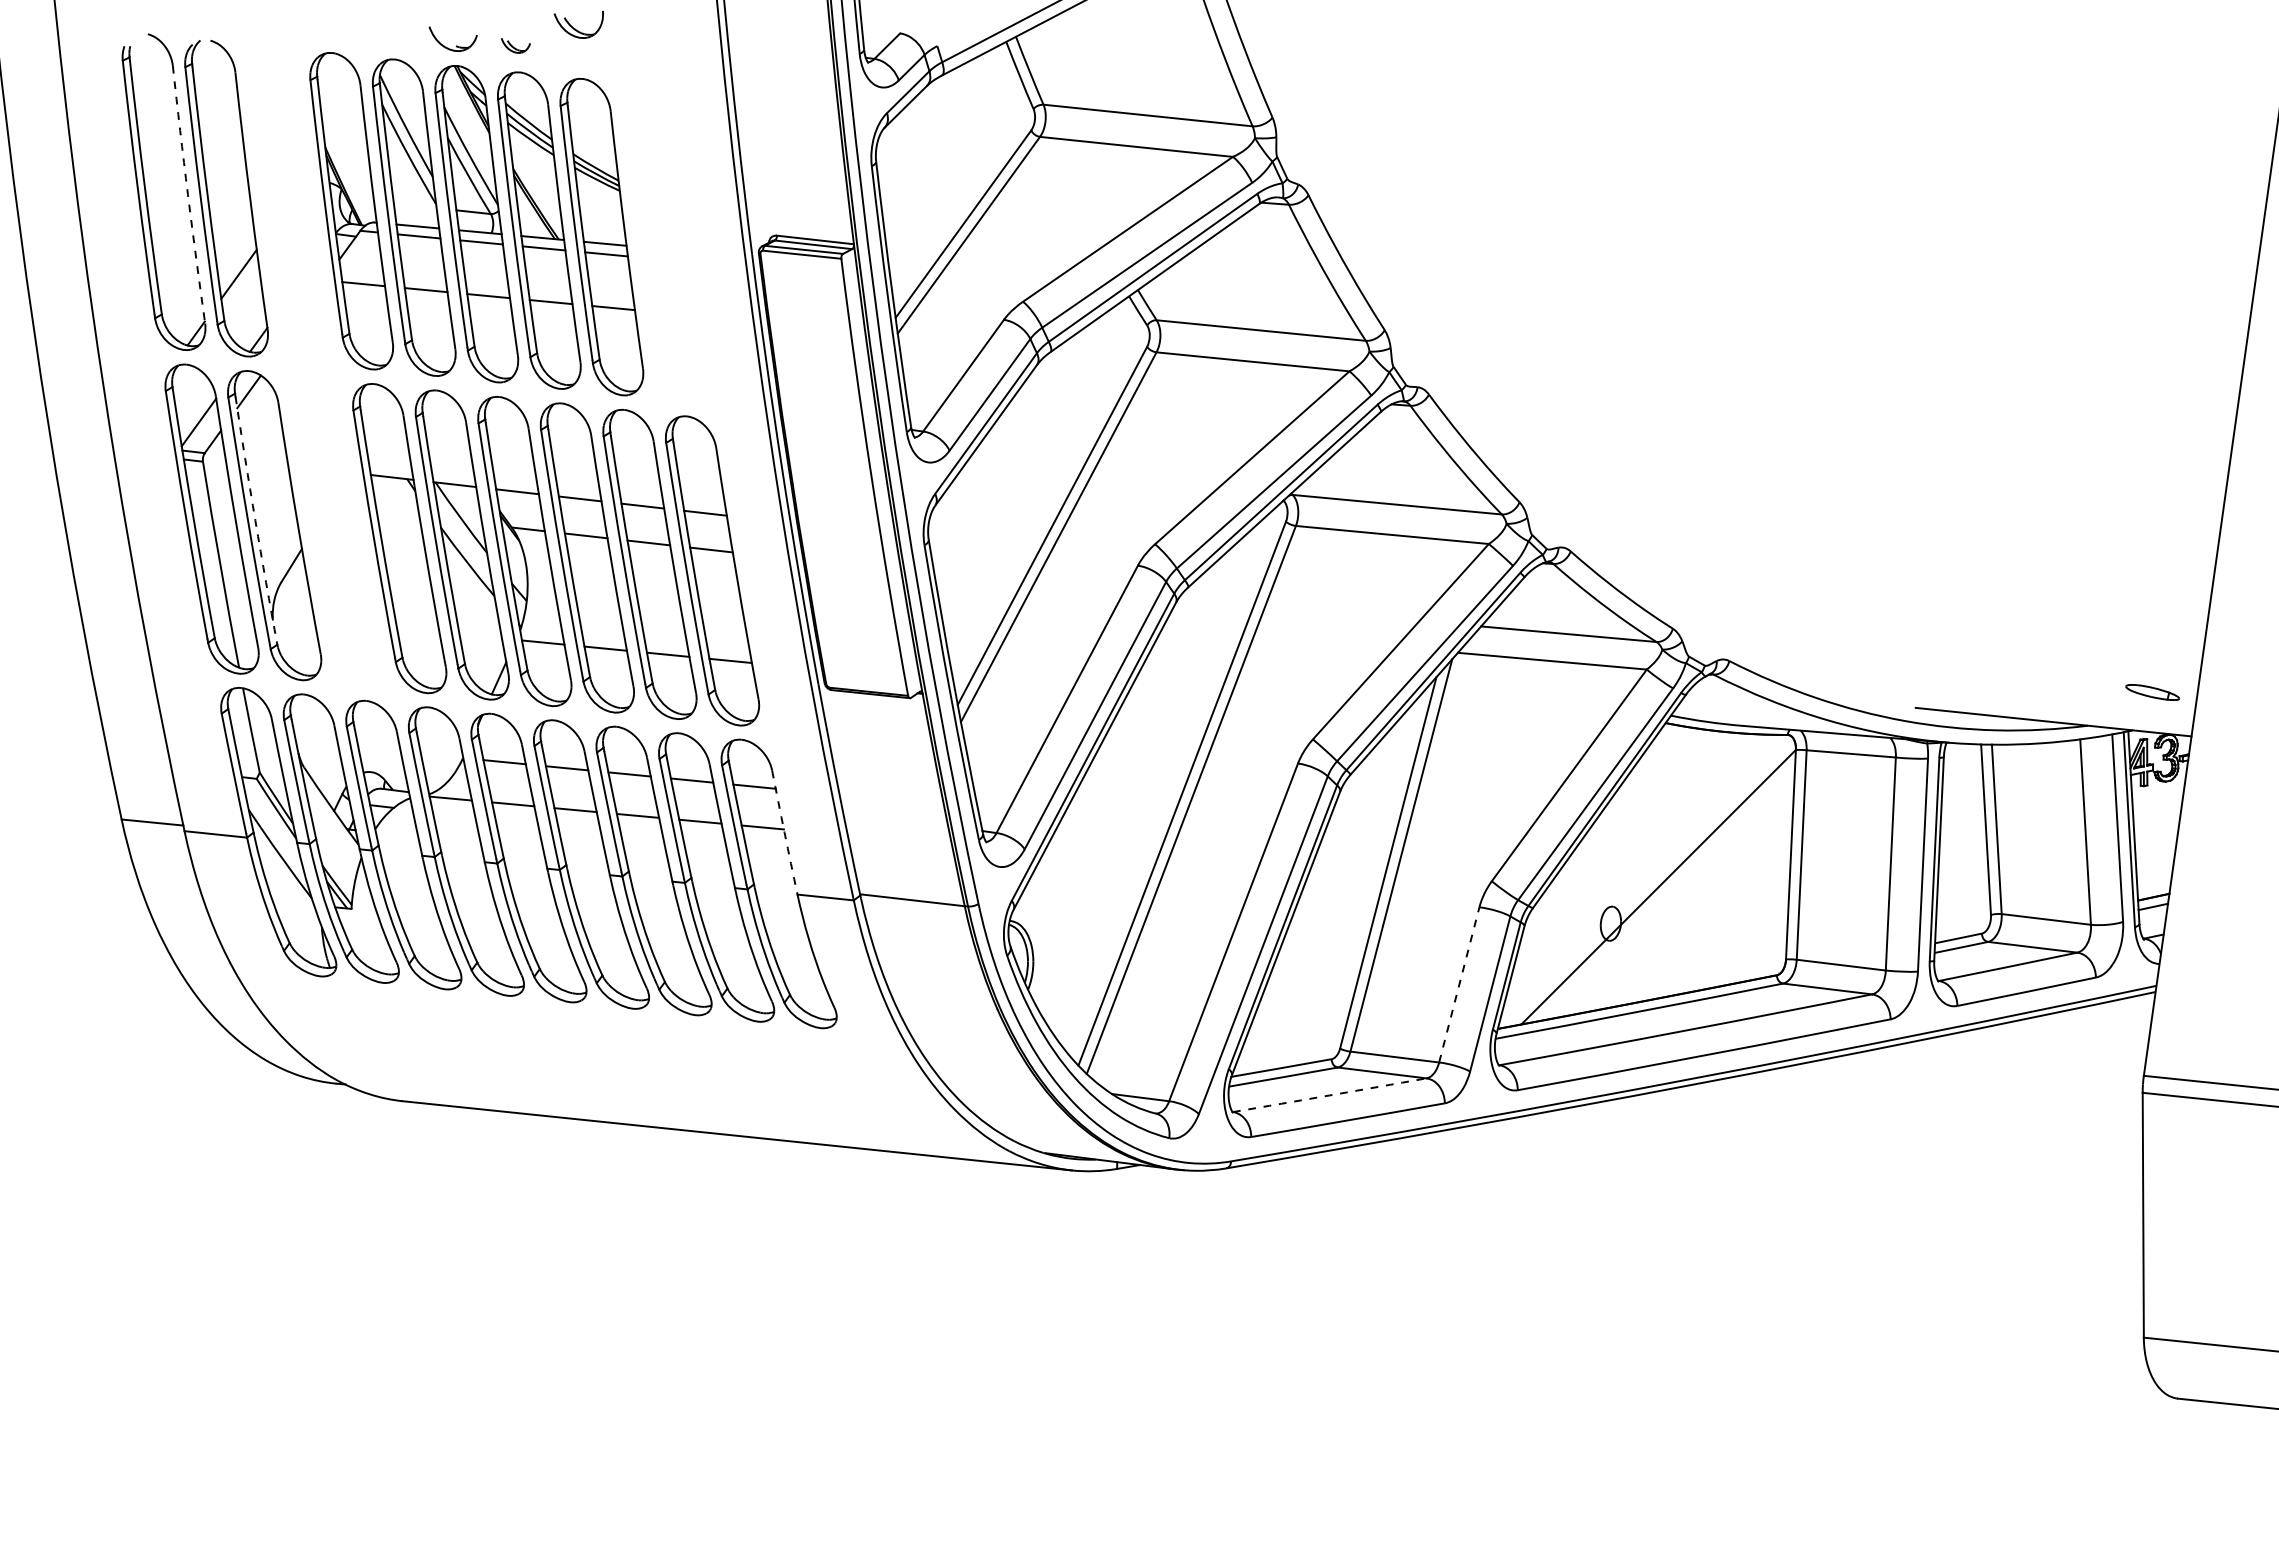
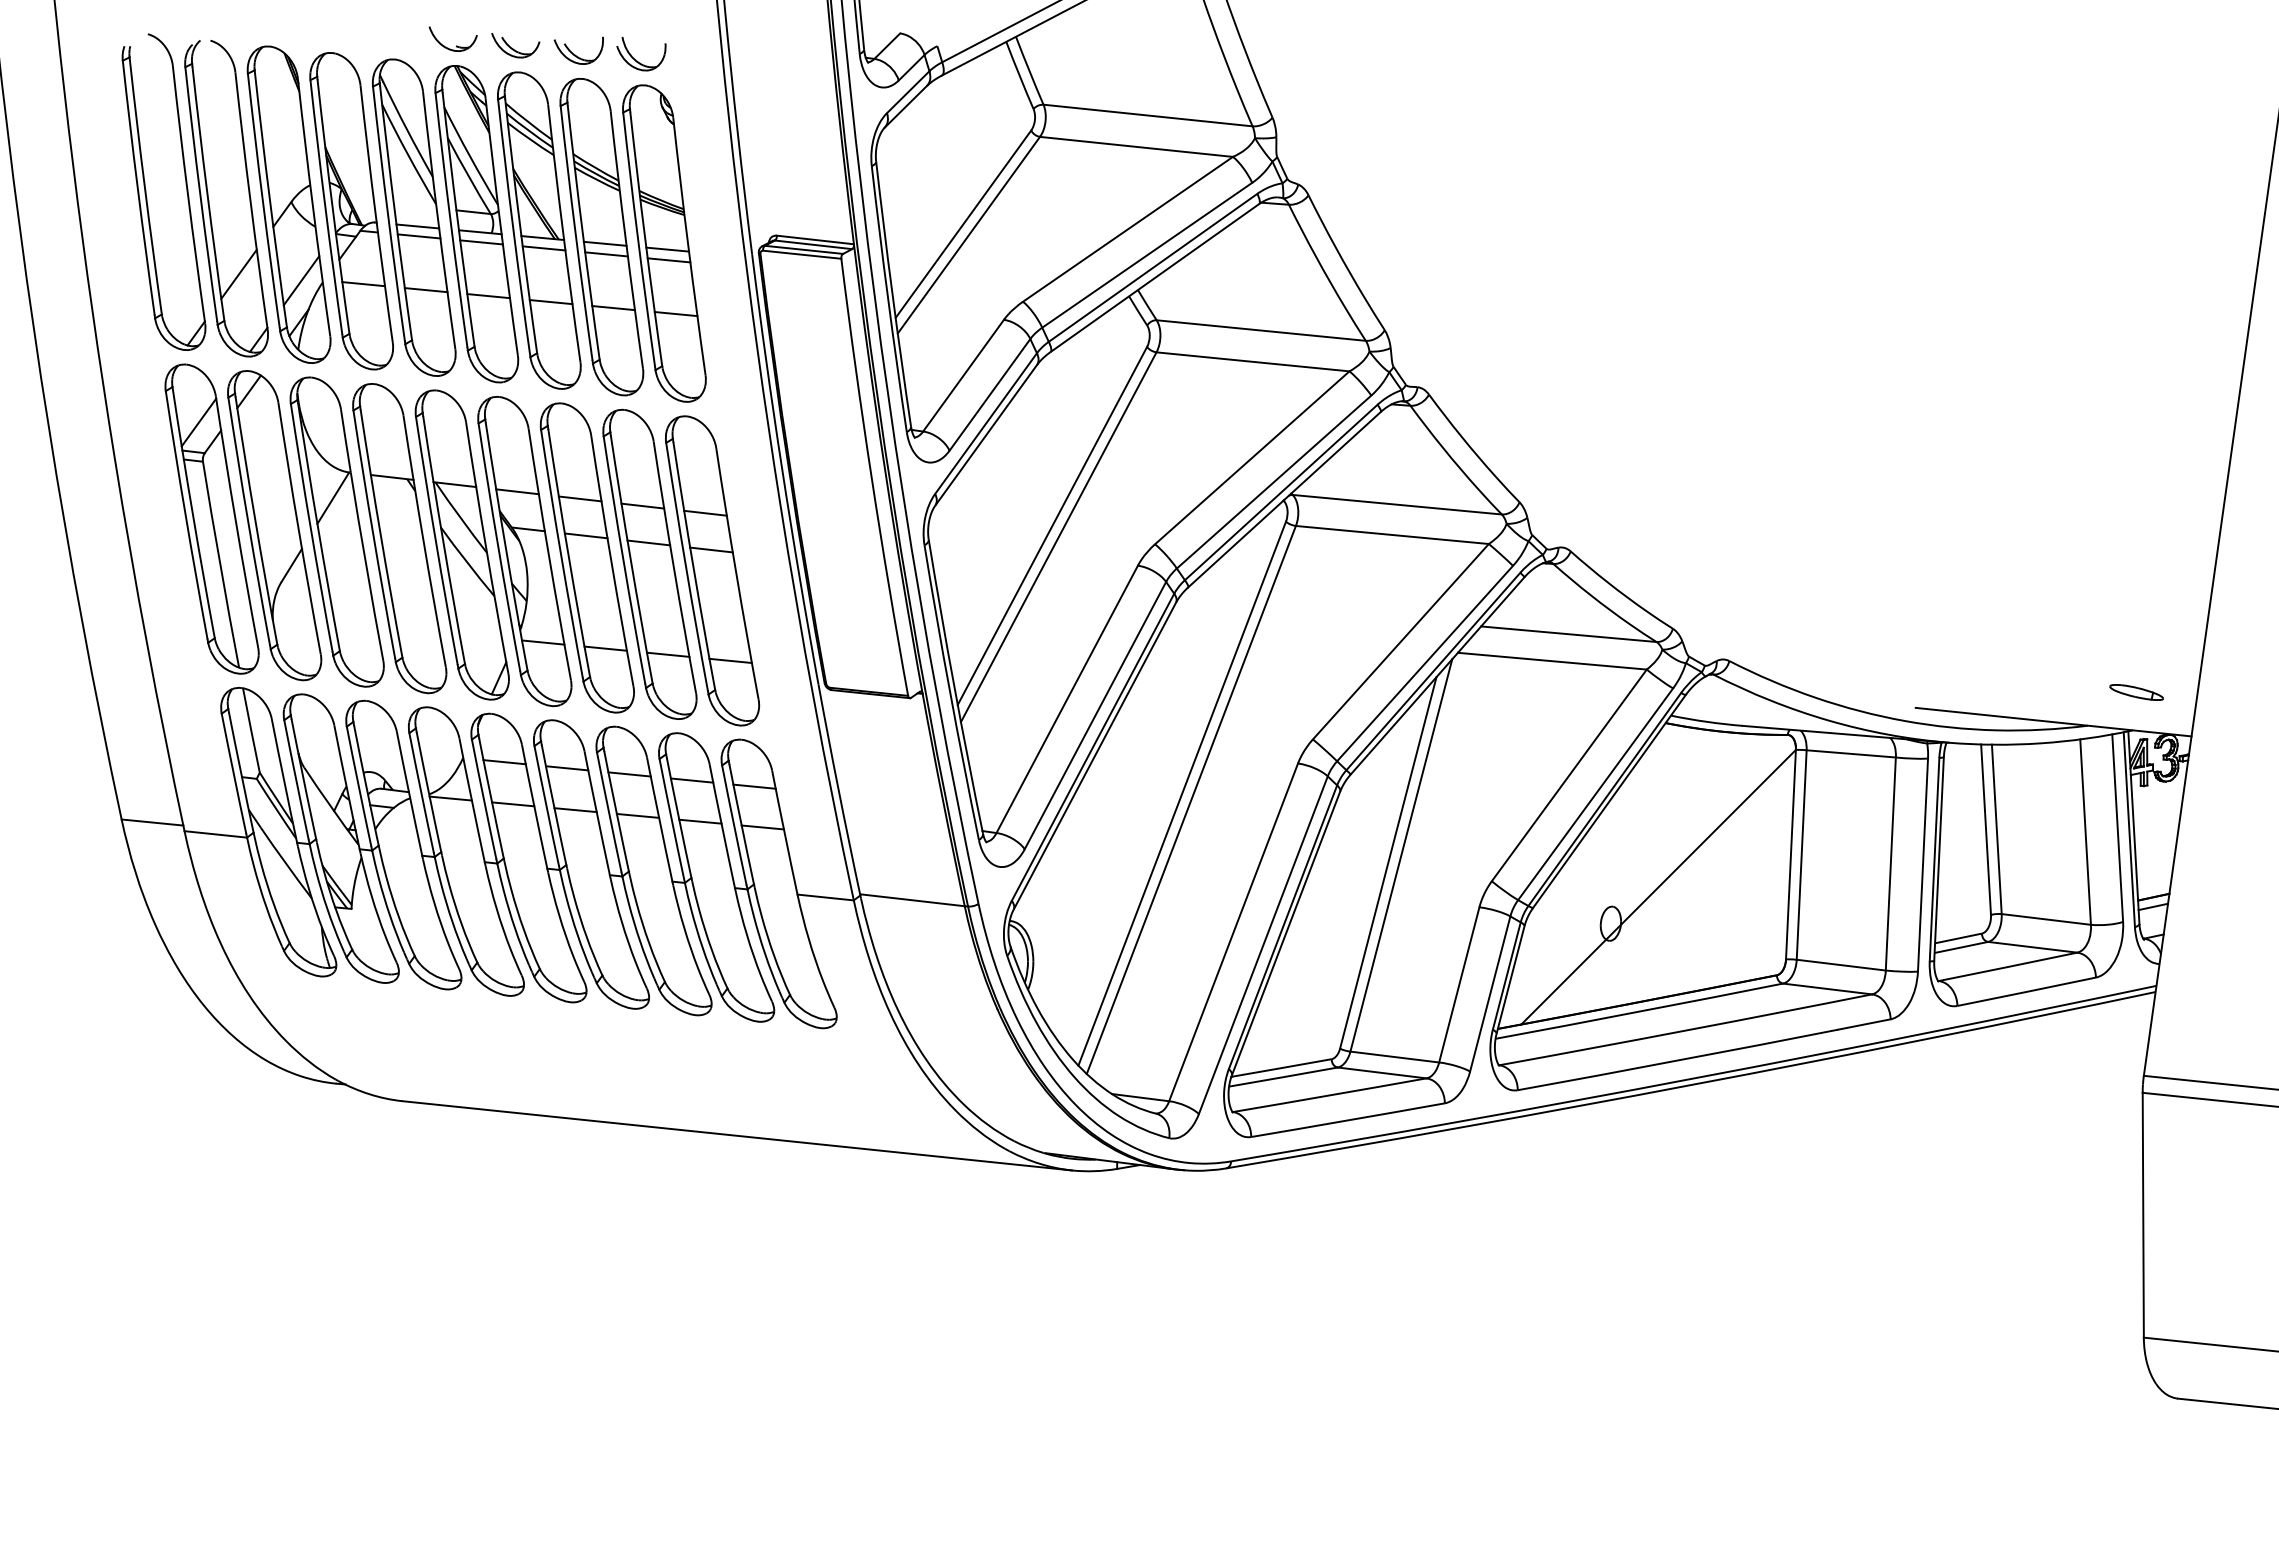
part position: (578, 24) -> (578, 50) (578, 50)
part size: 30x16 px -> 50x26 px (515, 45)
part: none -> present (637, 60)
arc: dashed -> solid (187, 194)
part: none -> present (288, 204)
part: none -> present (664, 243)
arc: dashed -> solid (255, 520)
part: none -> present (336, 531)
part position: (2152, 692) -> (2136, 692) (2136, 692)
arc: dashed -> solid (784, 832)
line: dashed -> solid (1459, 984)
arc: dashed -> solid (1329, 1095)
